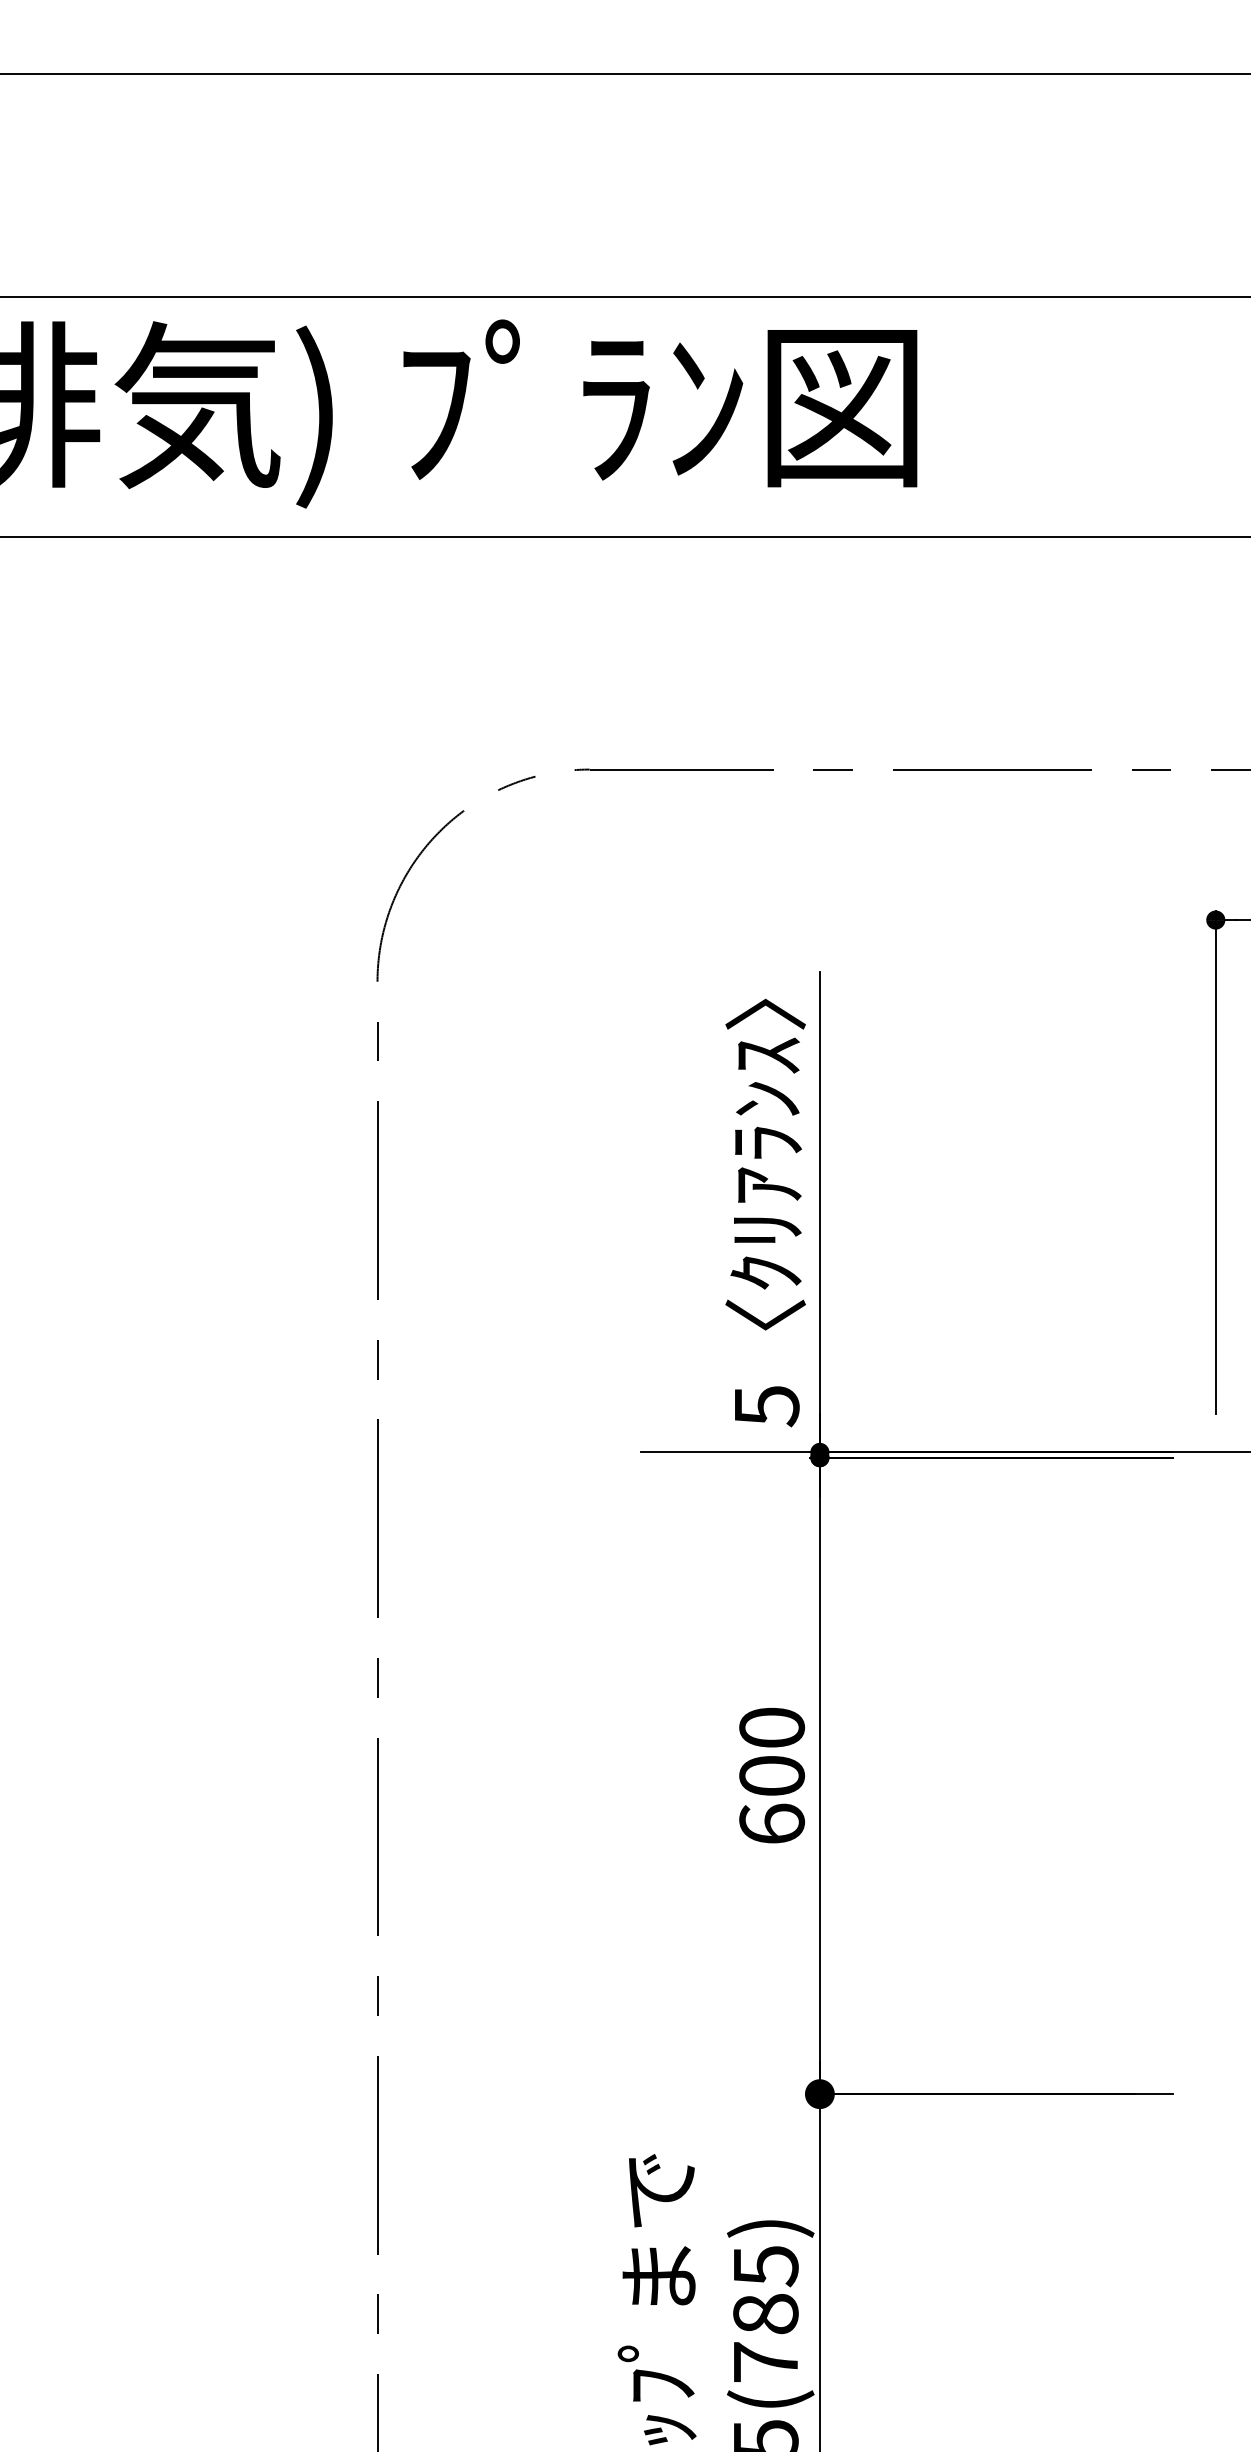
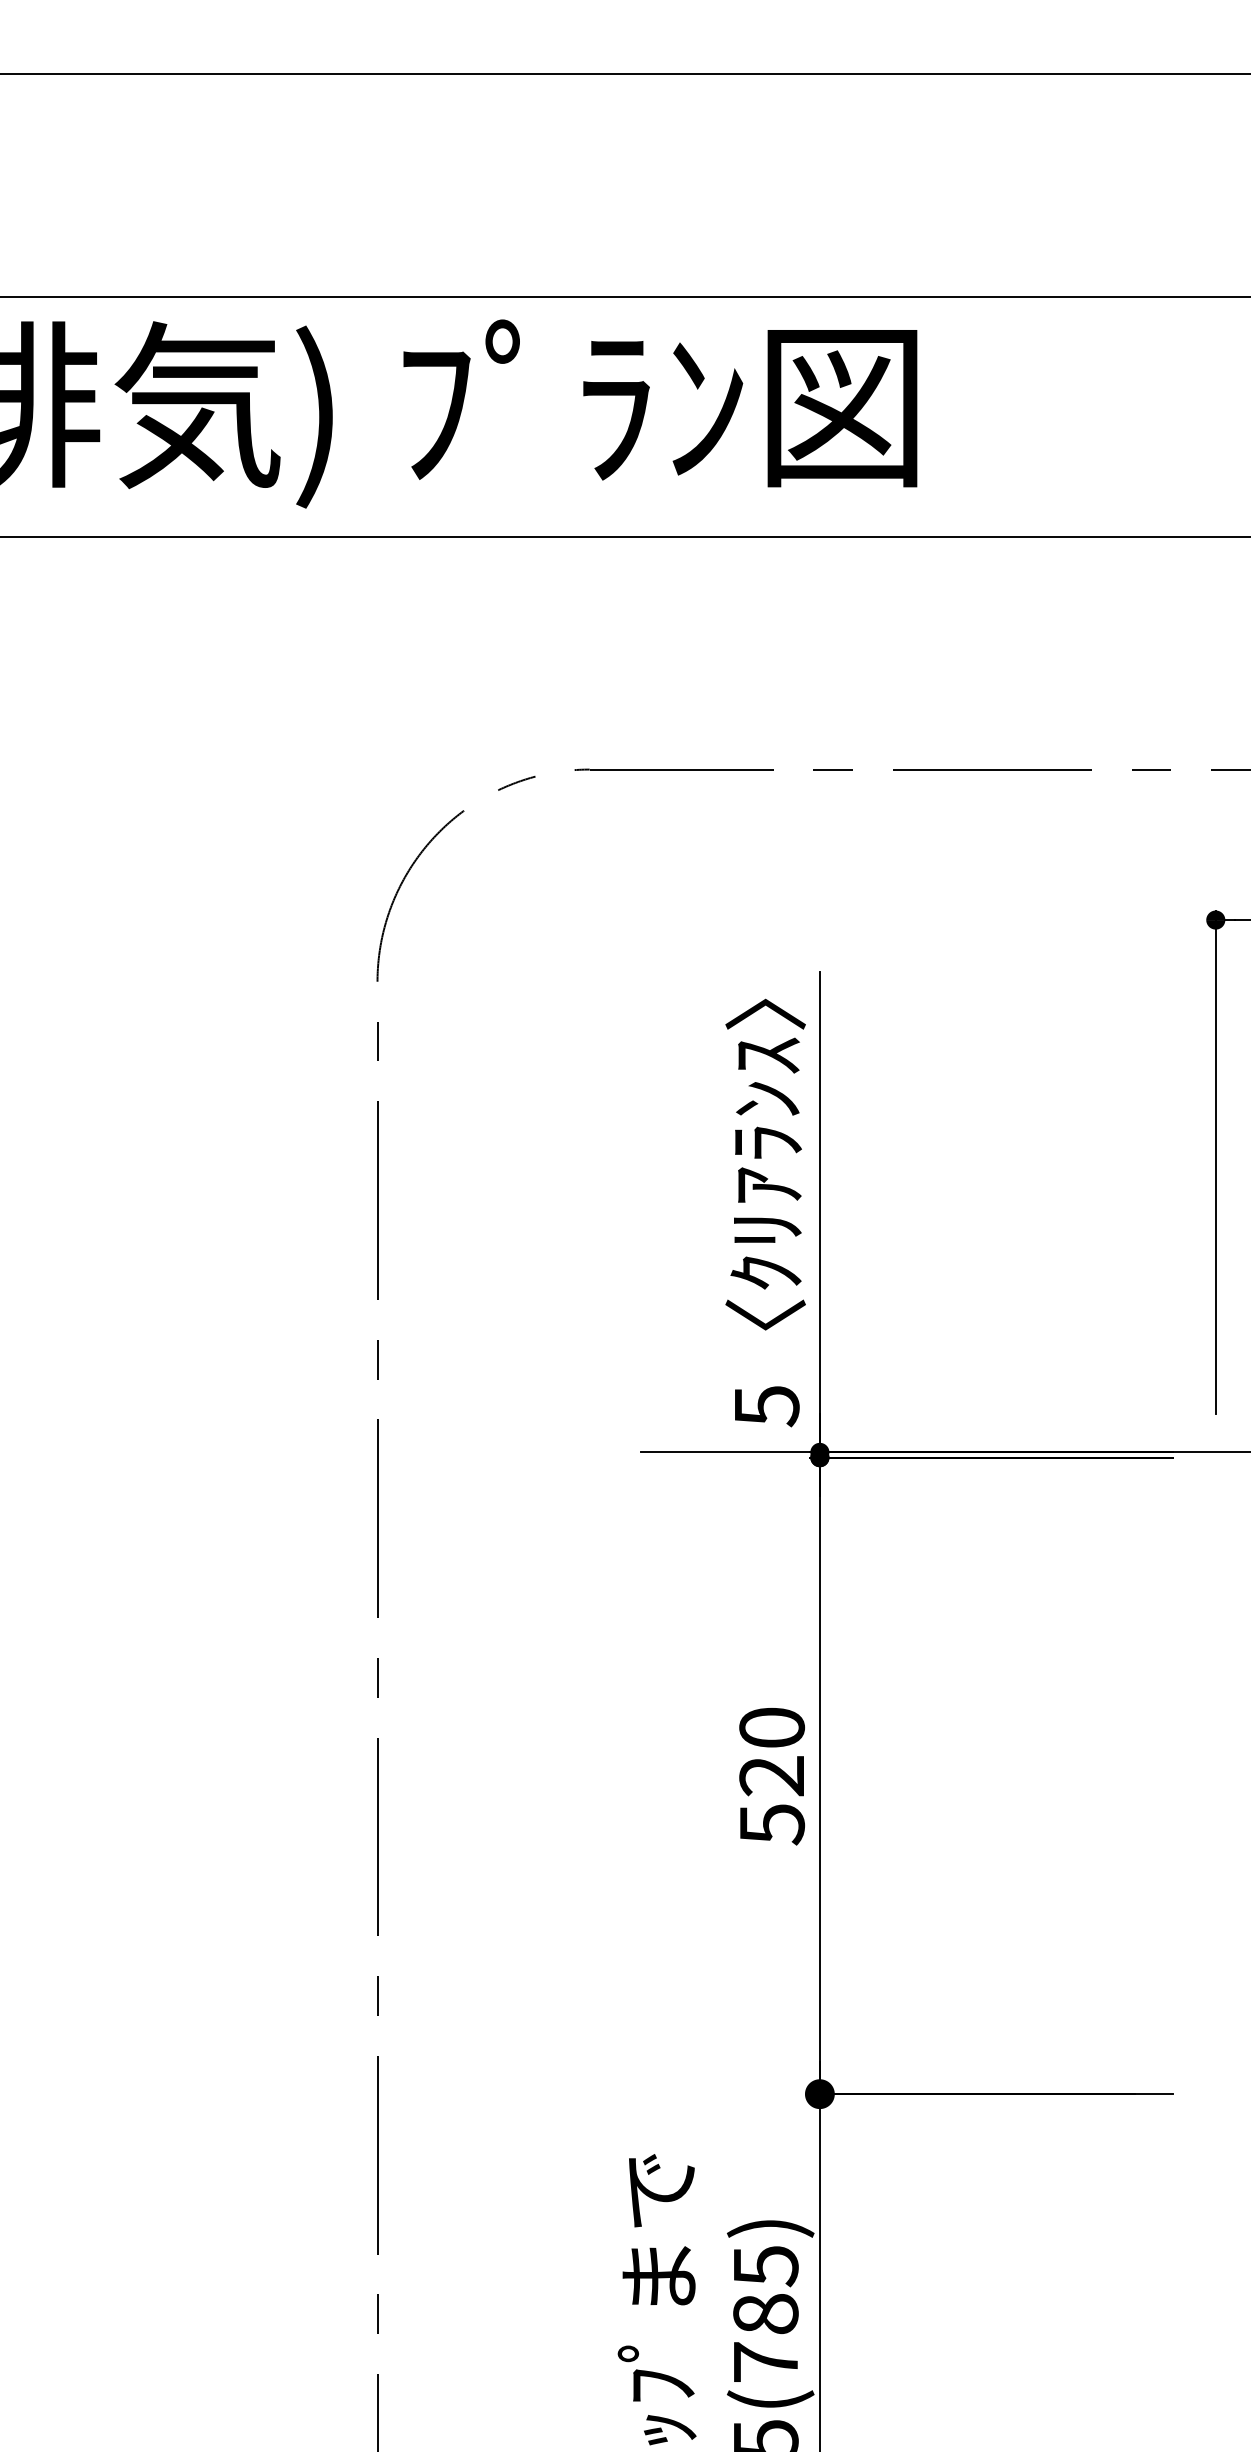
text: 600 -> 520 (772, 1800)
